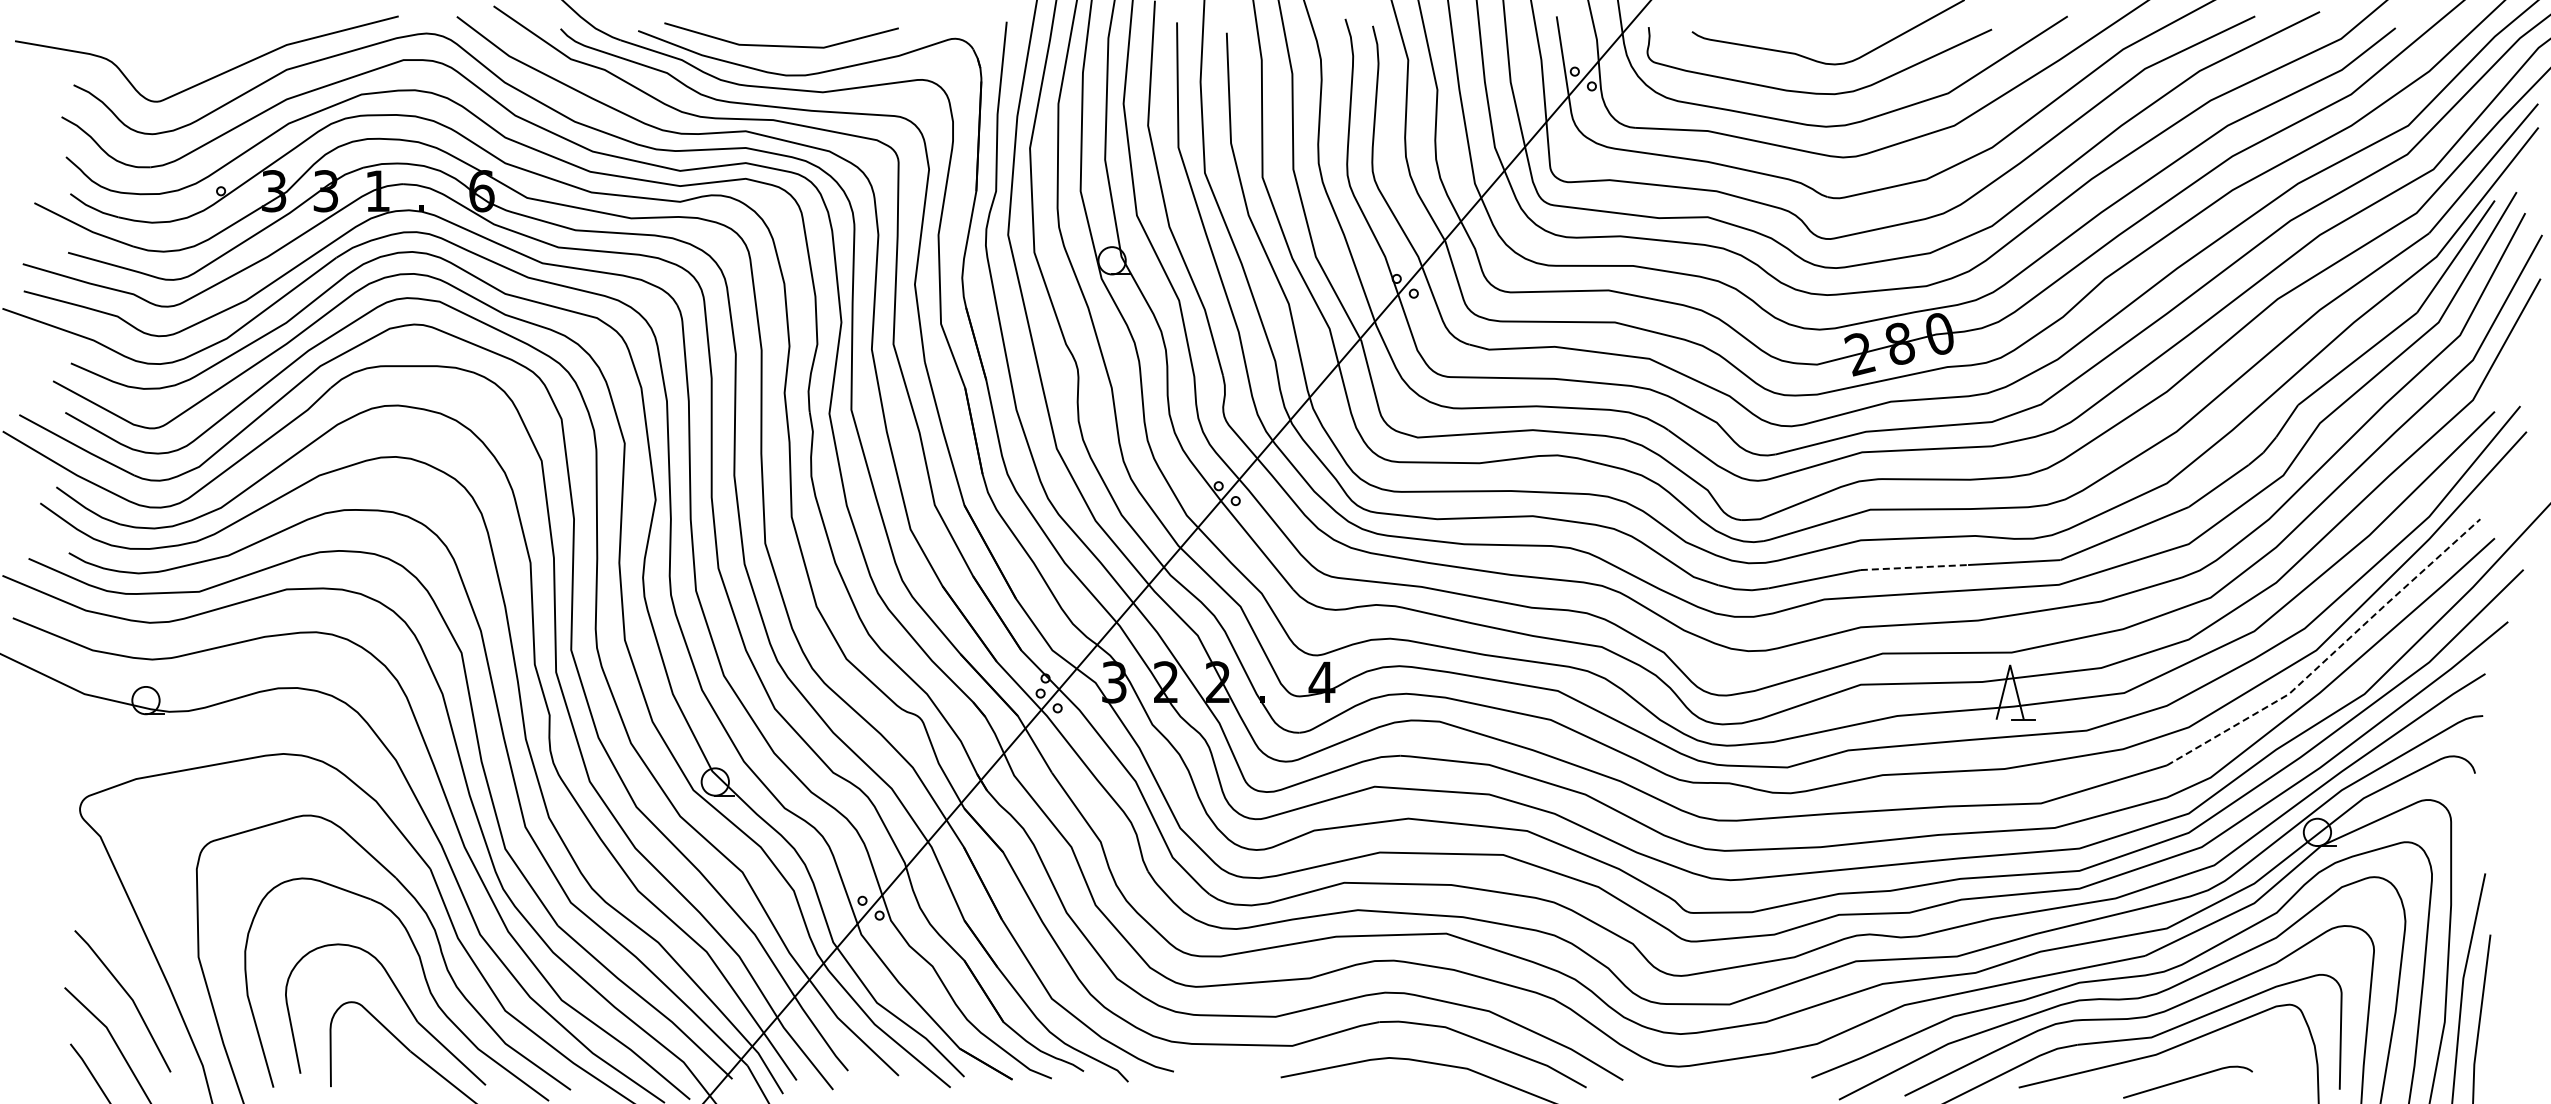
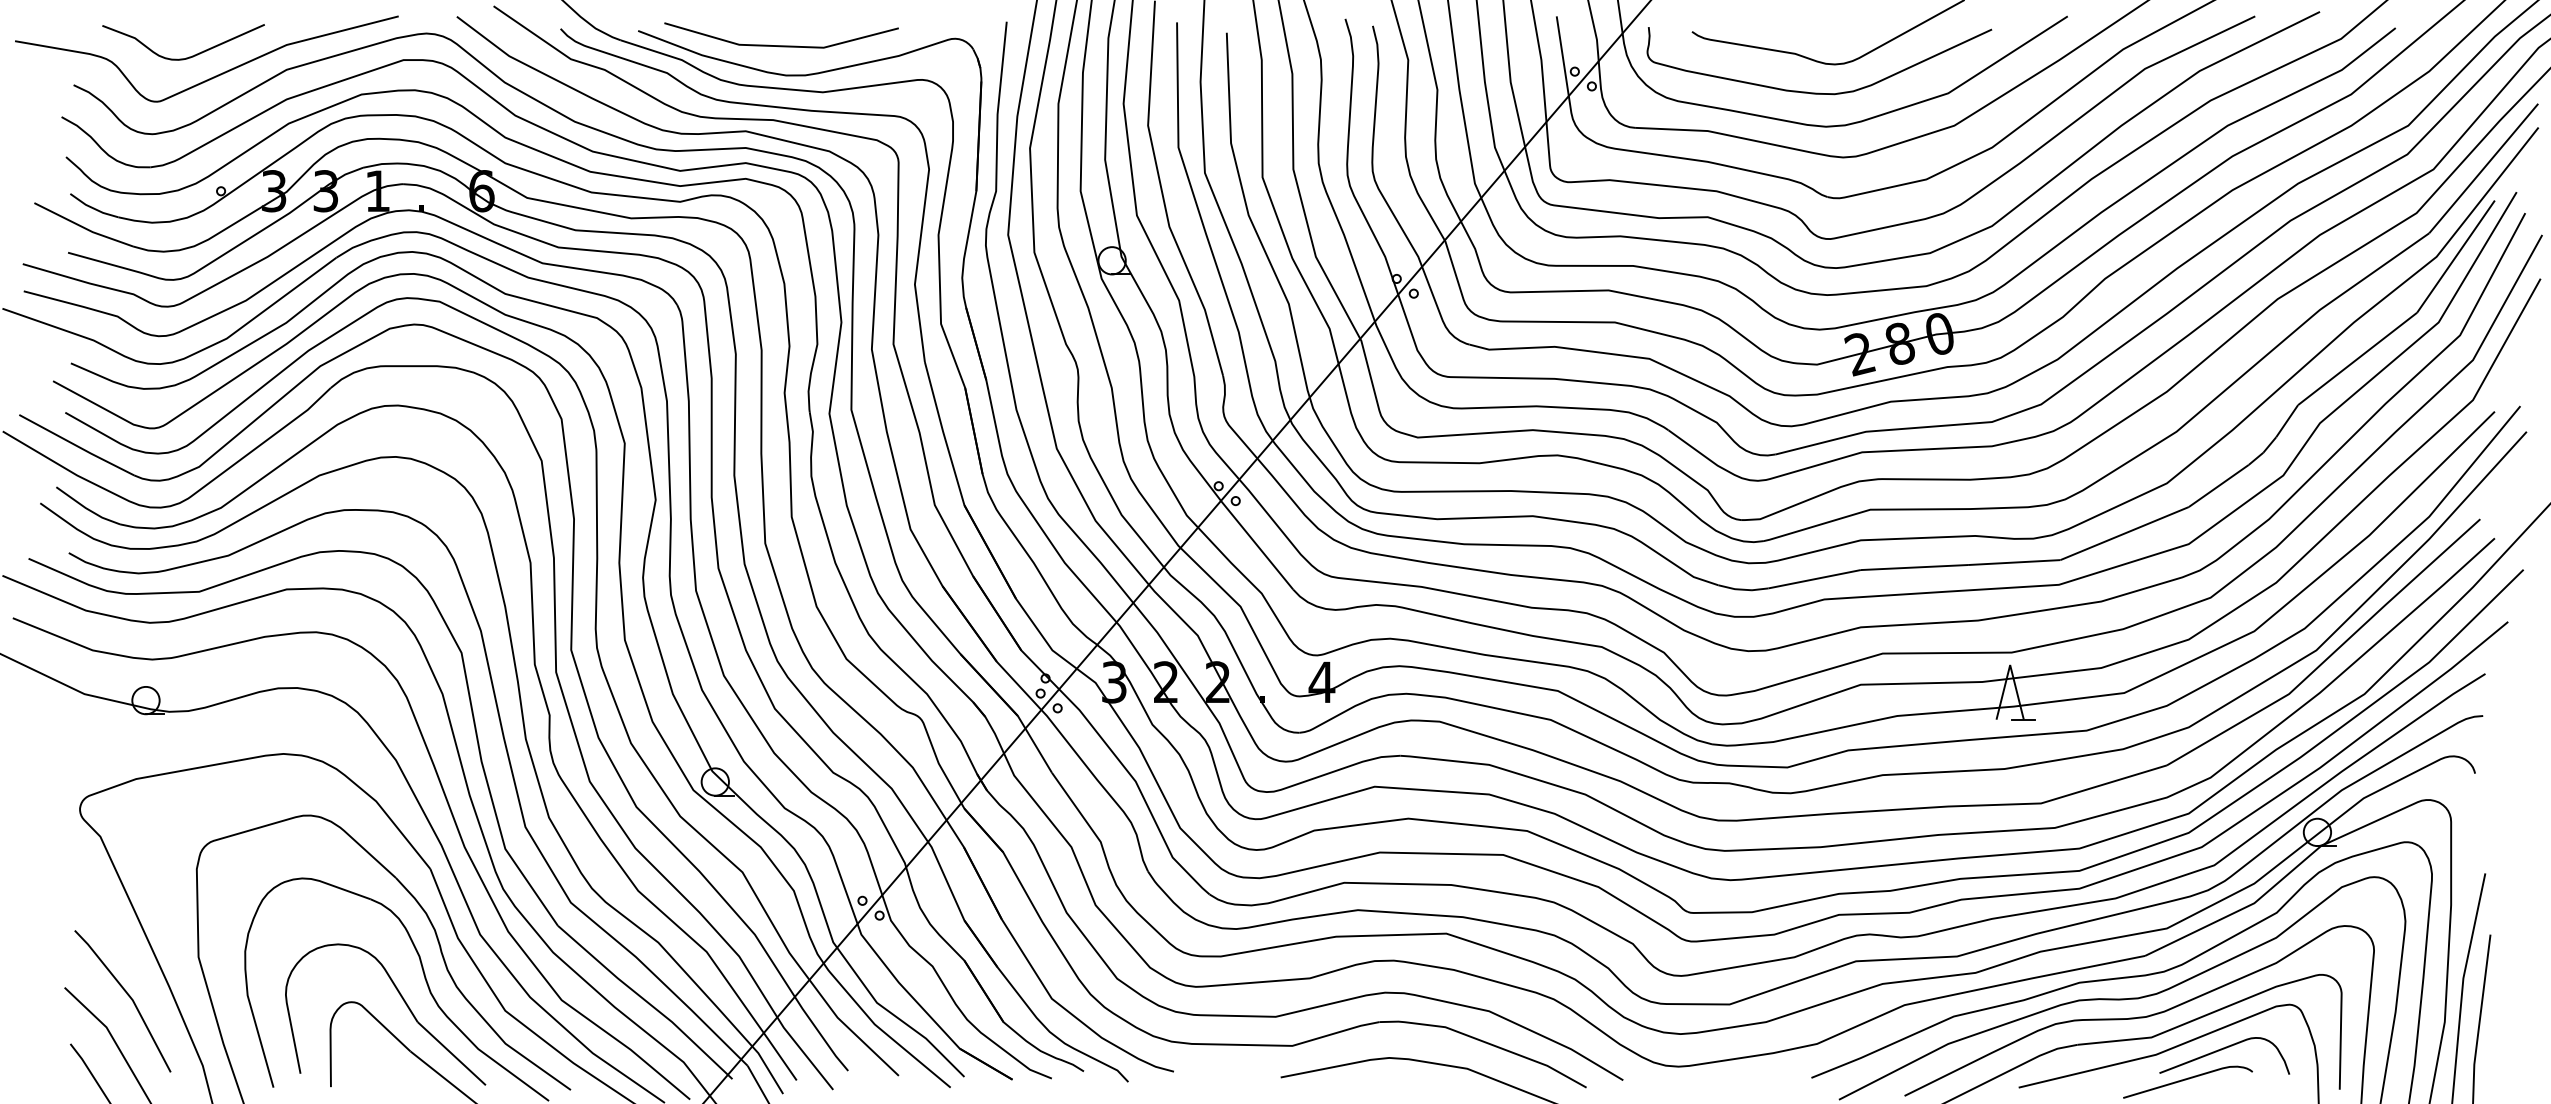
curve: none -> present (189, 56)
line: dashed -> solid (1914, 567)
line: dashed -> solid (2332, 654)
curve: none -> present (2221, 1050)
